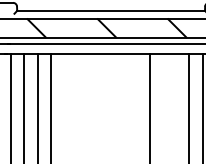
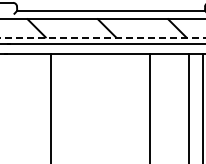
line: solid -> dashed (103, 38)
line: present -> none (10, 106)
line: present -> none (23, 106)
line: present -> none (37, 106)
